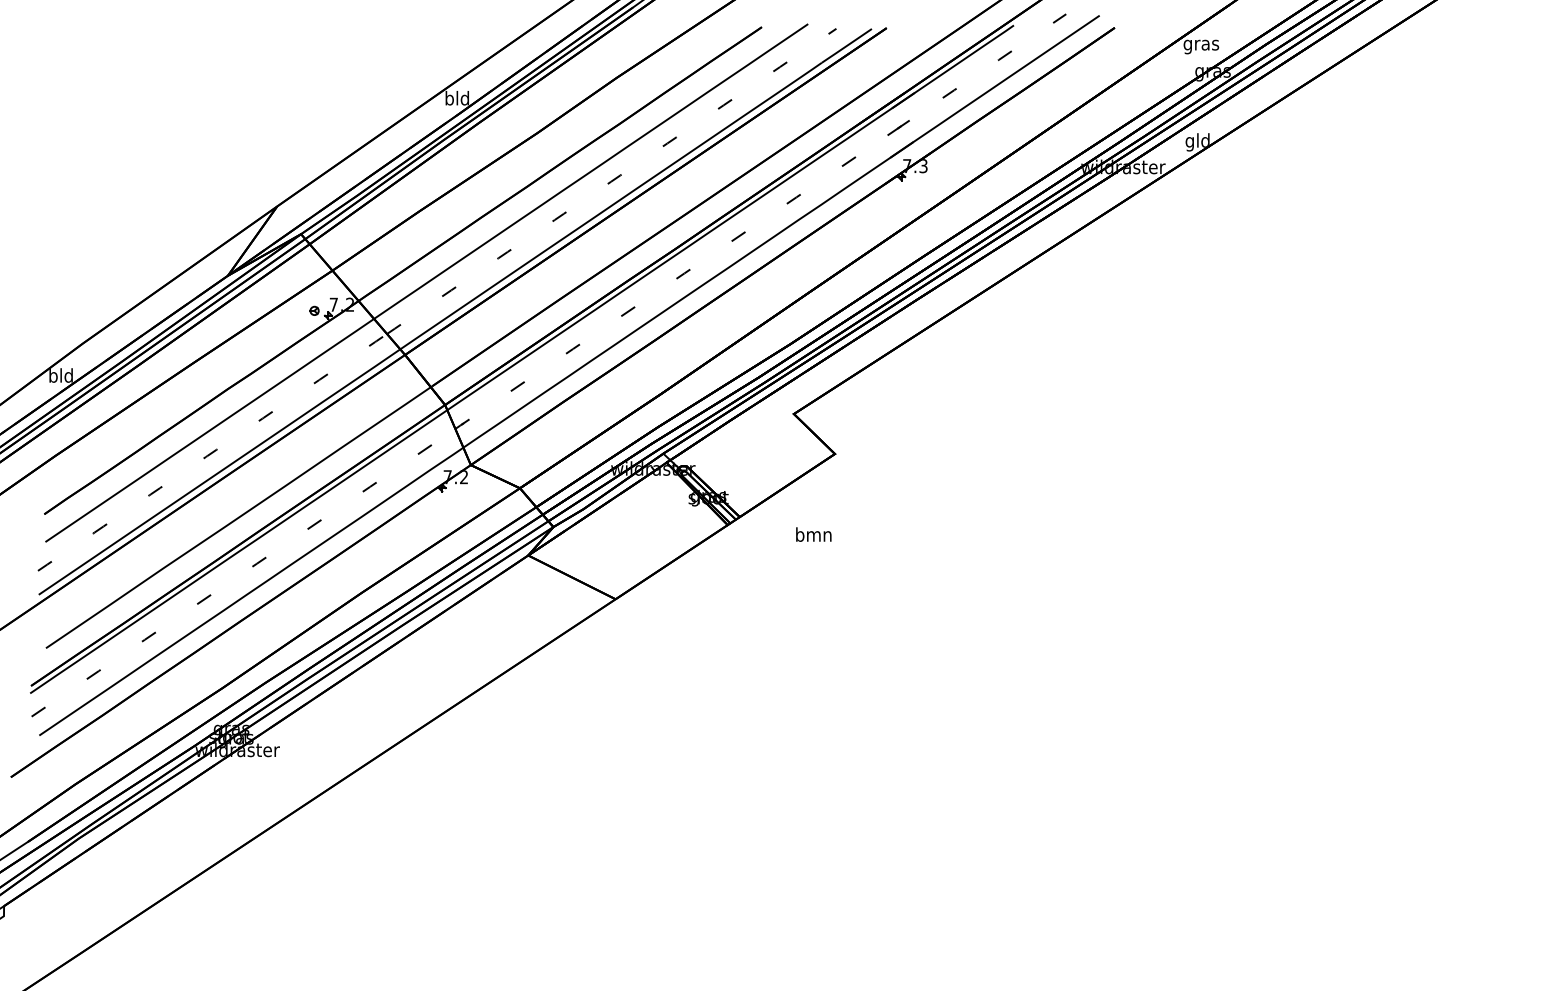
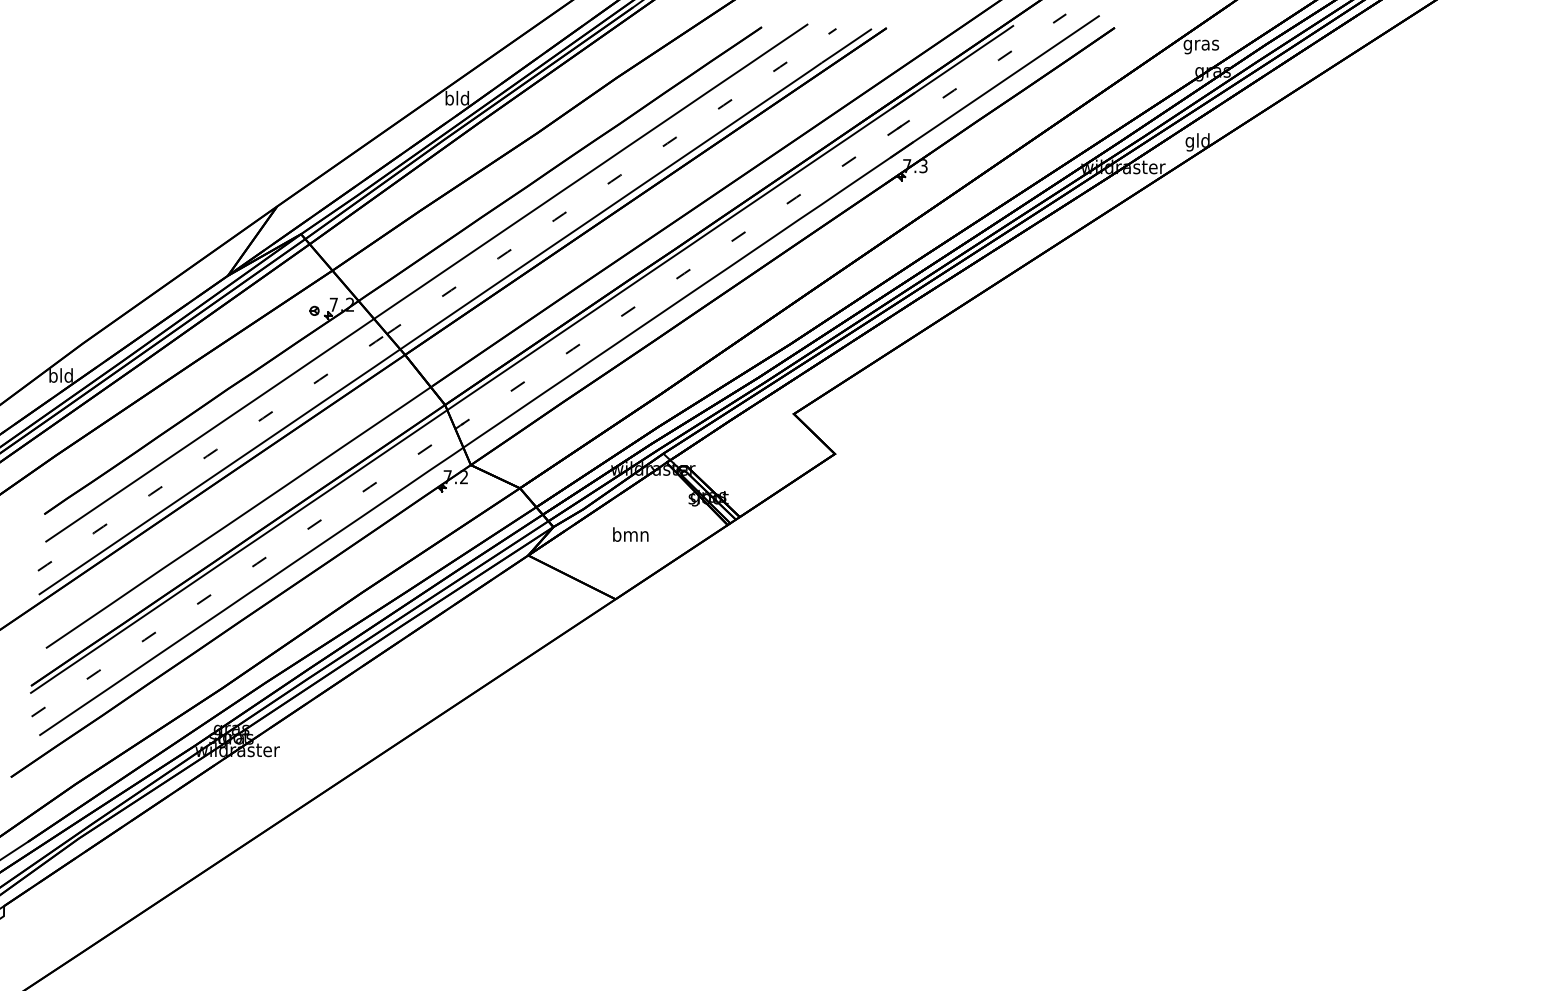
text position: (813, 534) -> (630, 534) (630, 534)
